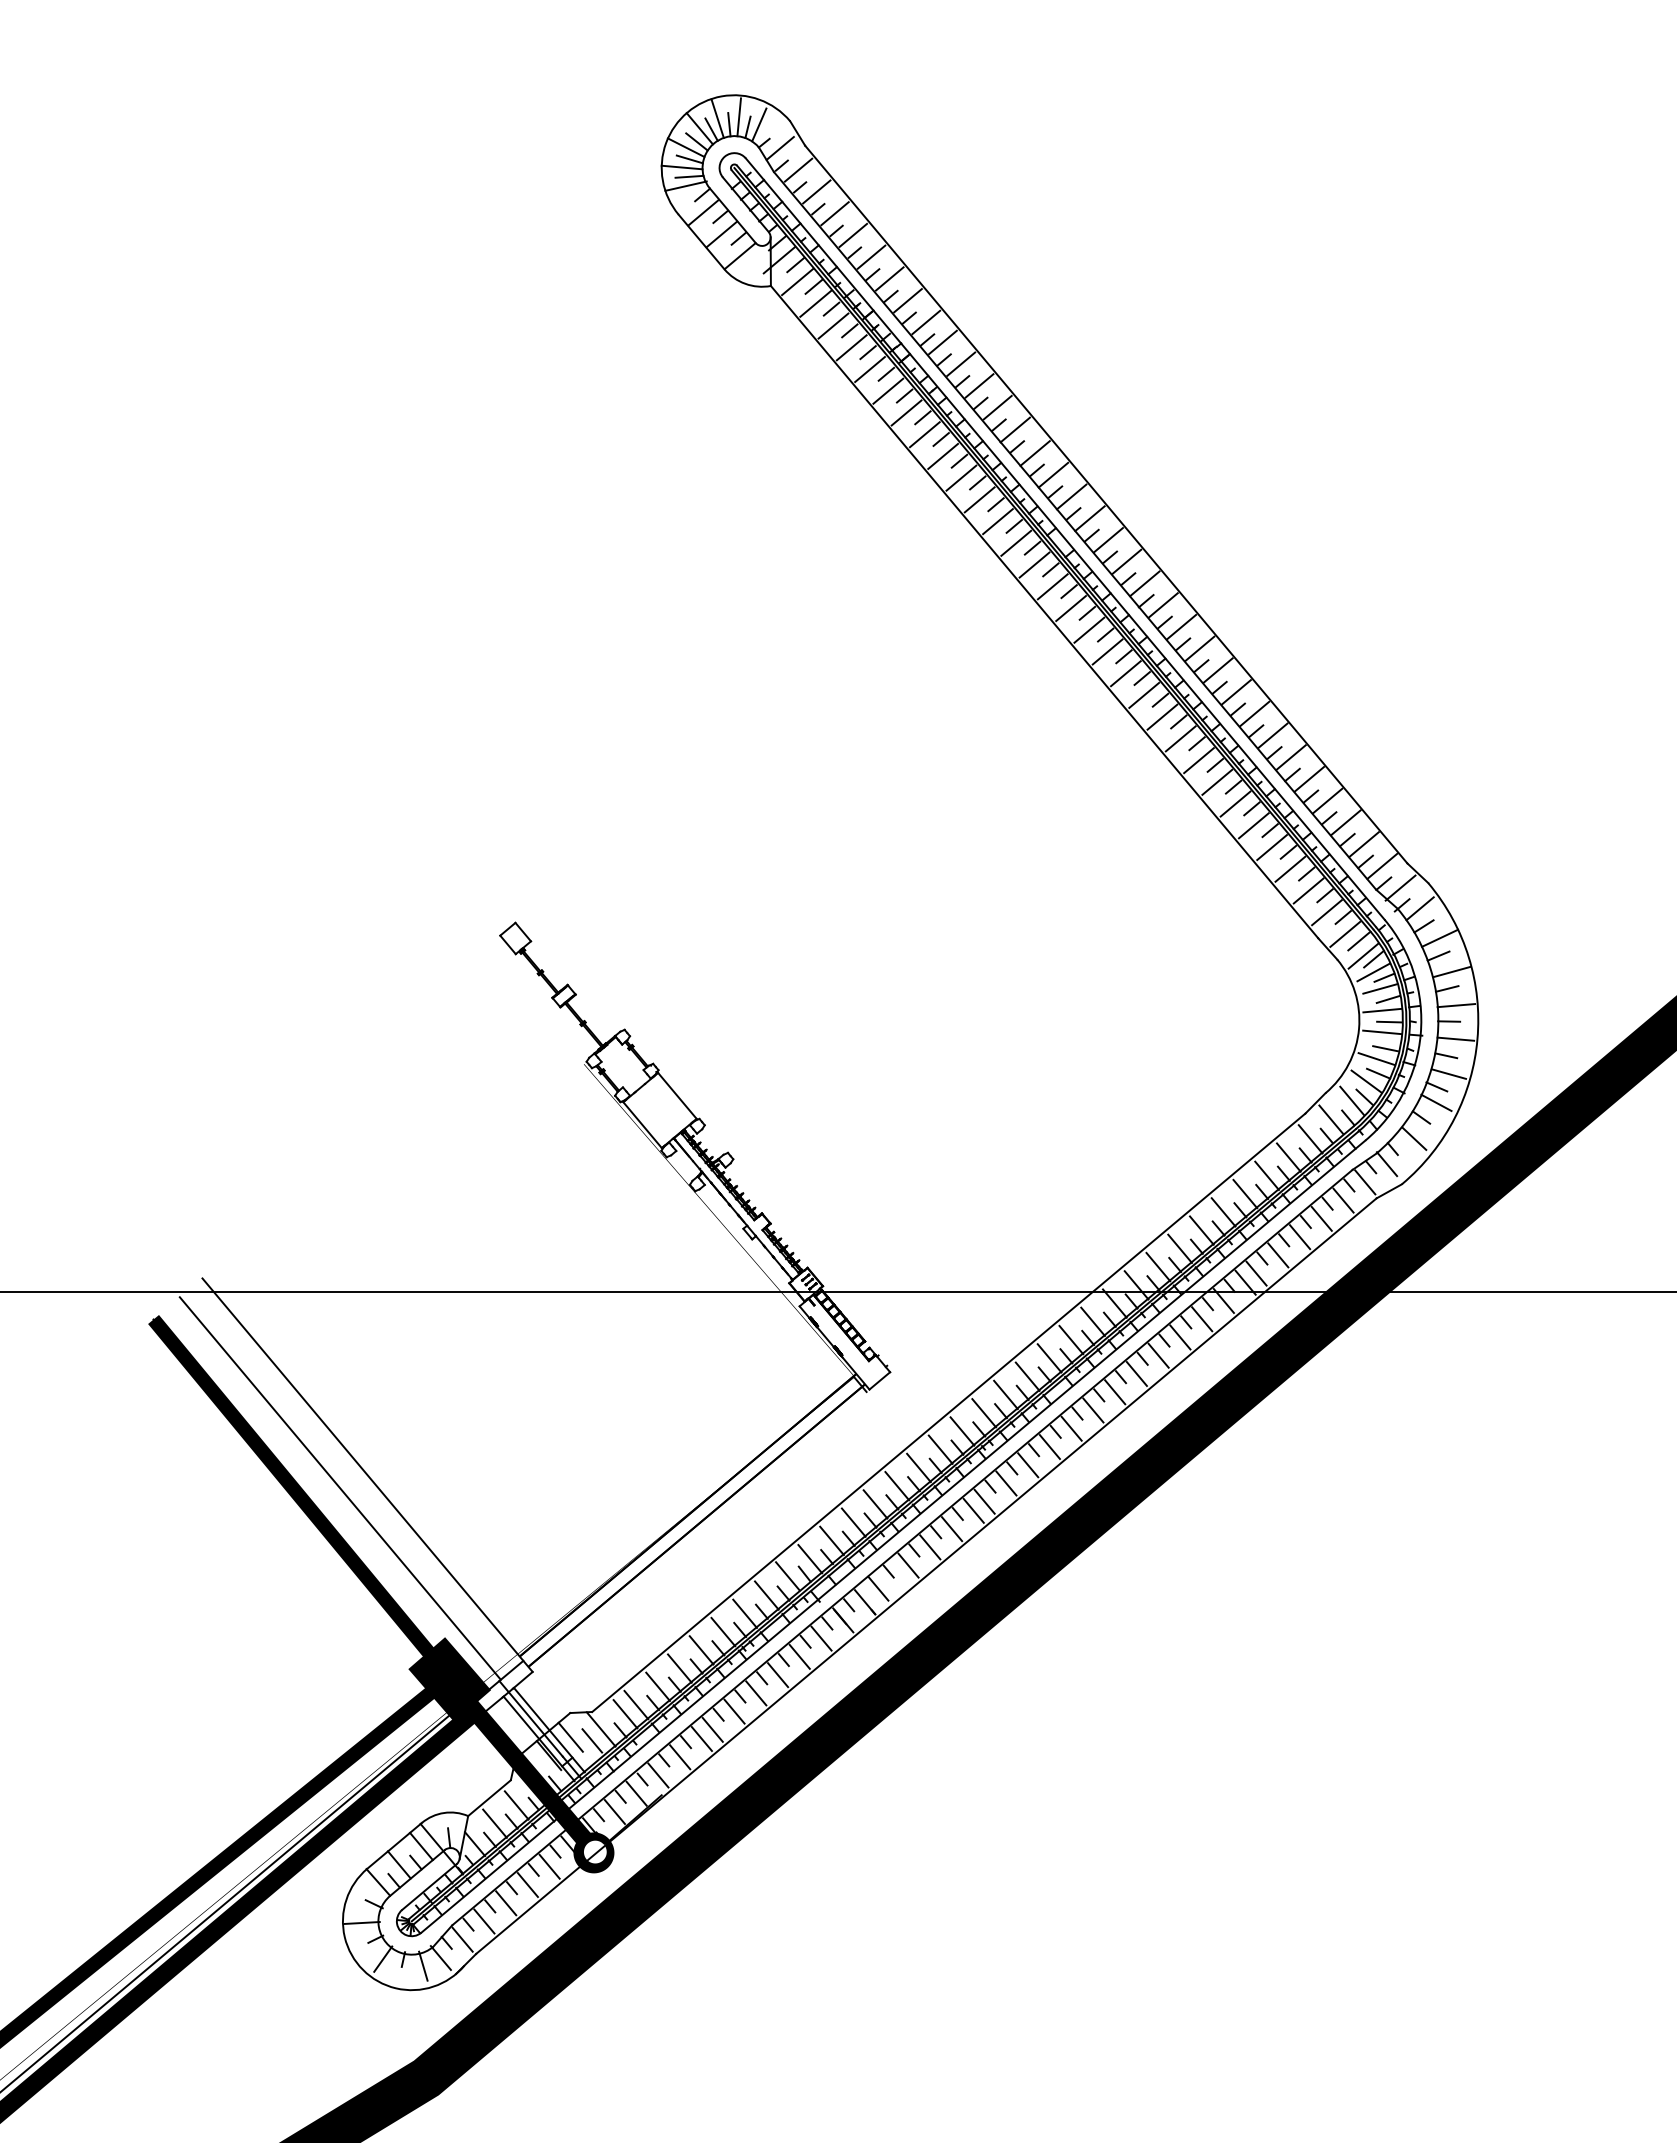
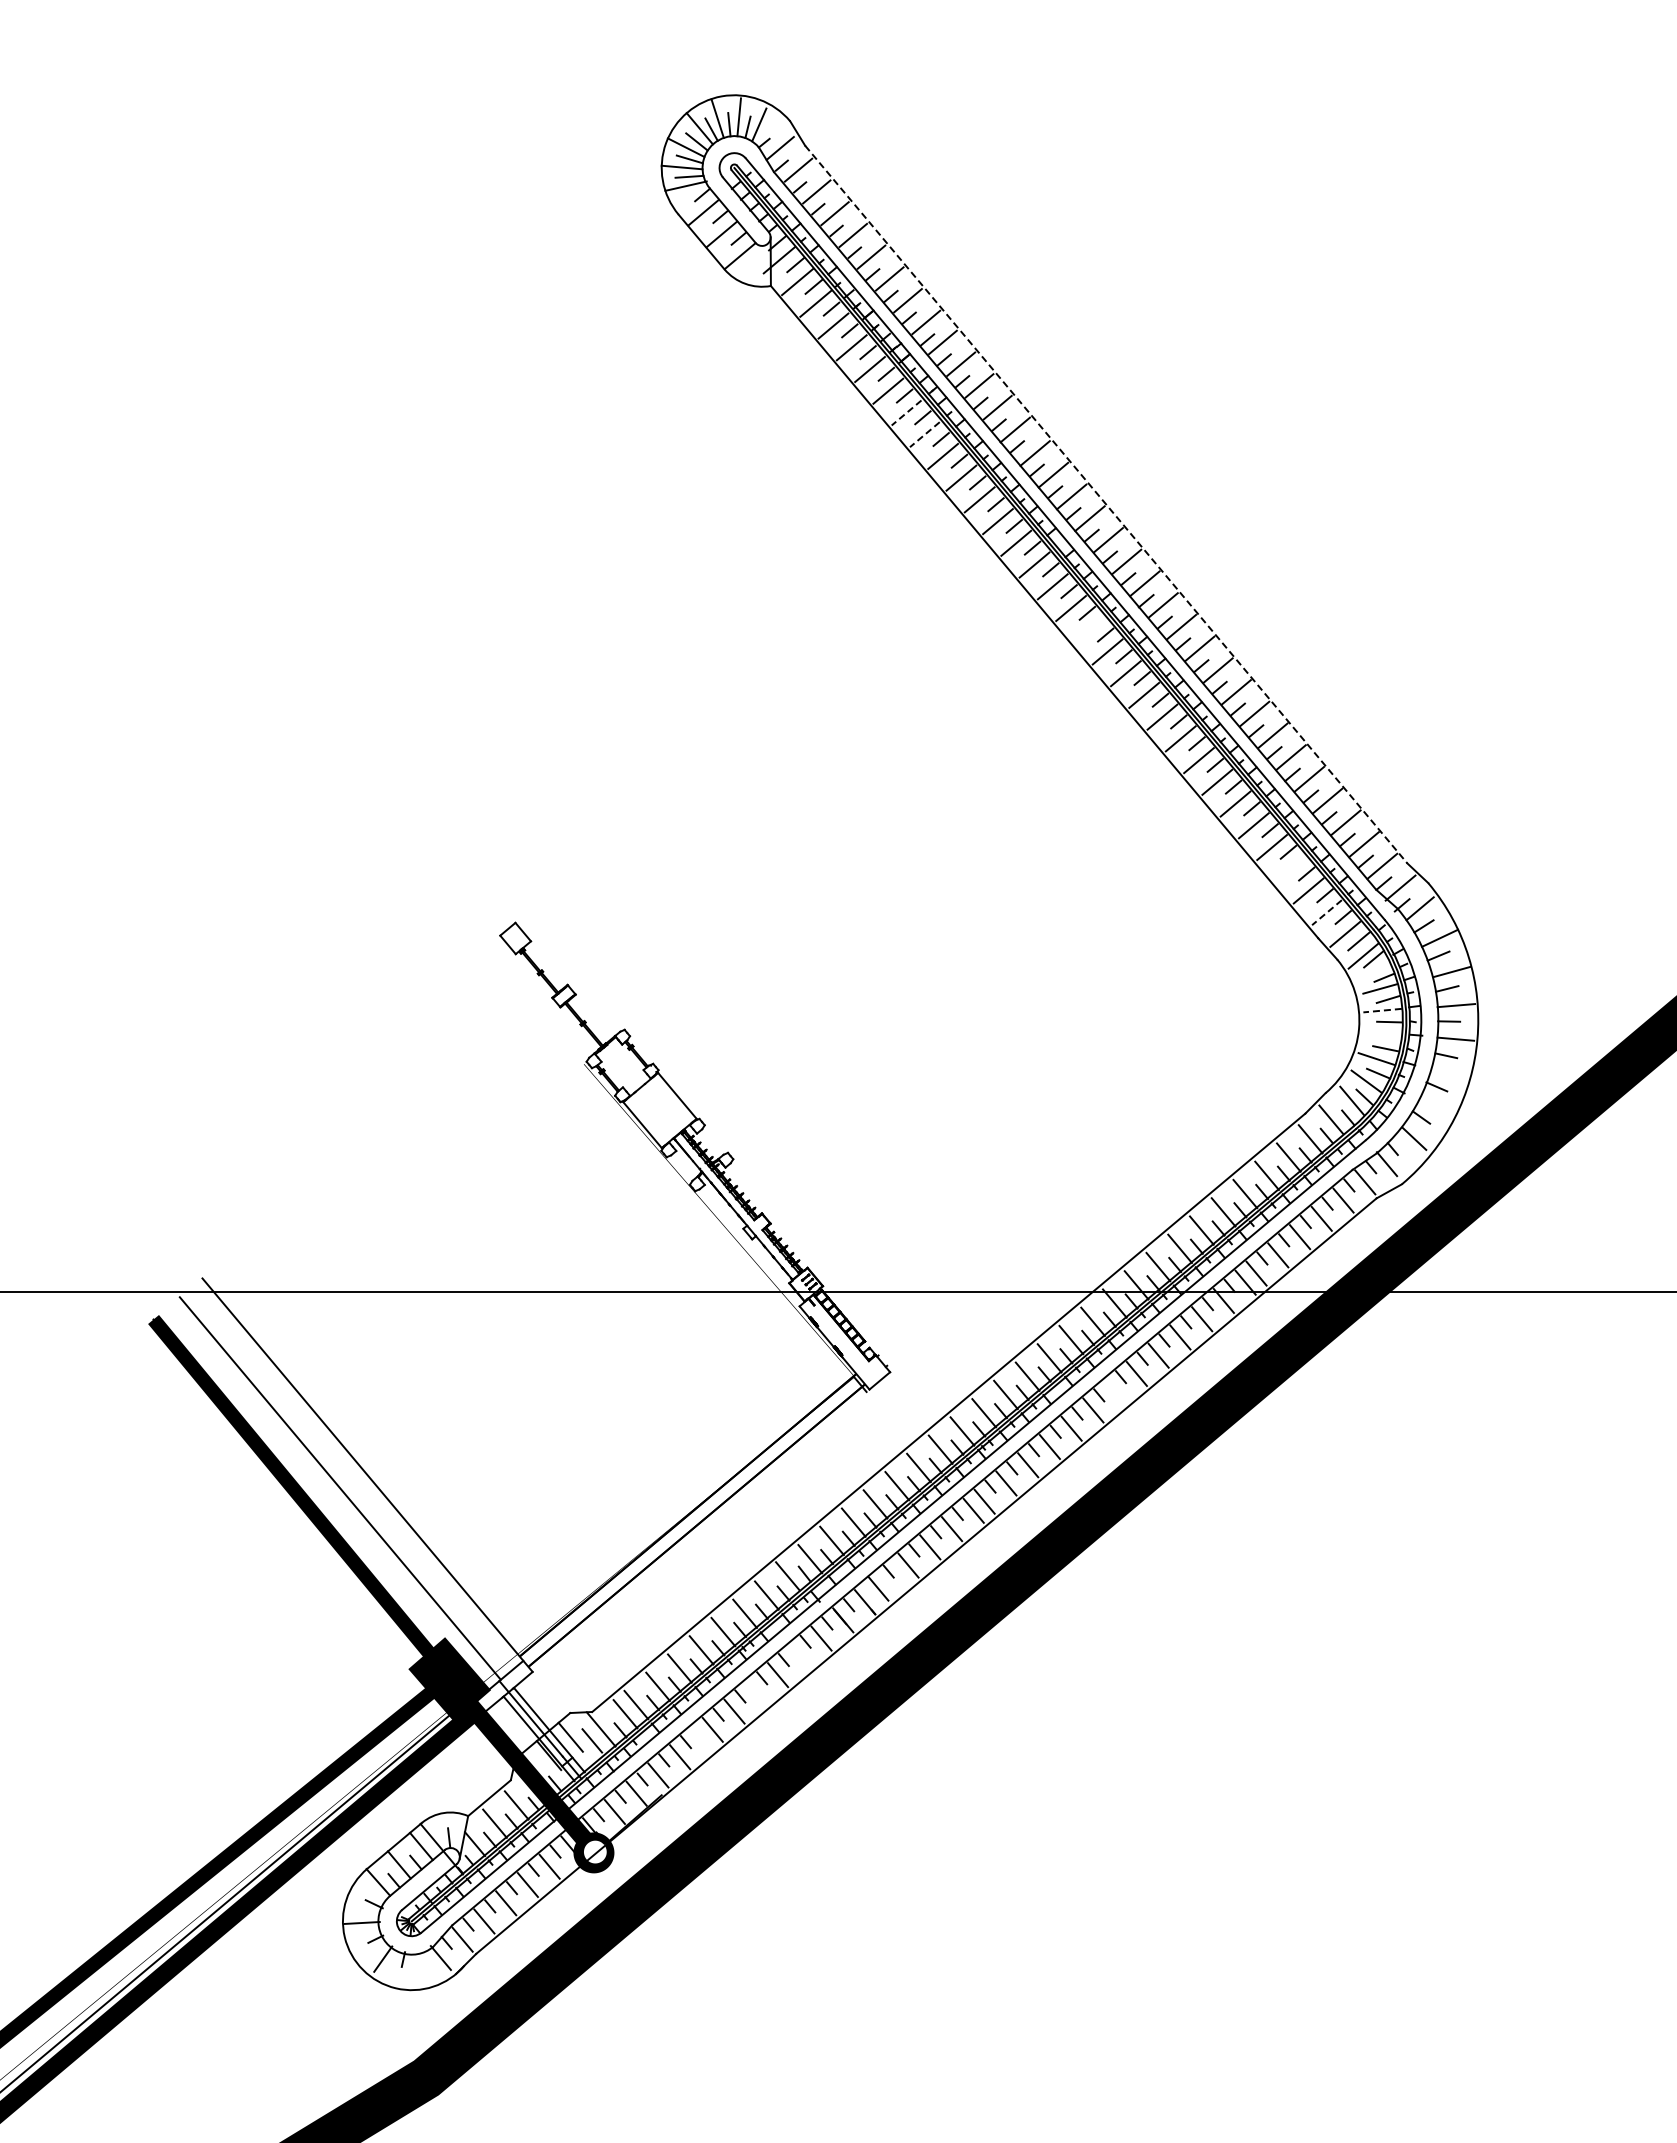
line: solid -> dashed (906, 413)
line: solid -> dashed (924, 435)
line: solid -> dashed (1106, 505)
line: present -> none (1089, 629)
line: present -> none (1290, 868)
line: solid -> dashed (1326, 913)
line: present -> none (1373, 972)
line: solid -> dashed (1382, 1010)
line: present -> none (1382, 1032)
line: present -> none (1448, 1073)
line: present -> none (1436, 1102)
line: present -> none (1115, 1392)
line: present -> none (799, 1656)
line: present -> none (756, 1693)
line: present -> none (701, 1738)
line: present -> none (423, 1965)
